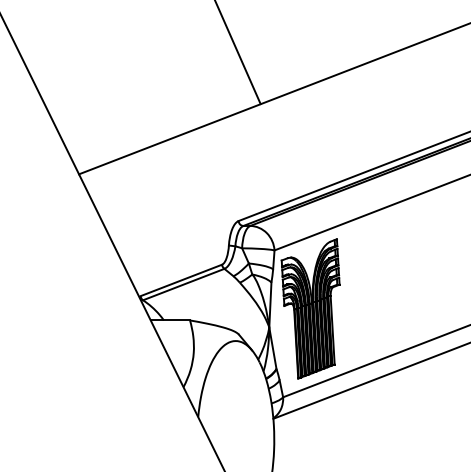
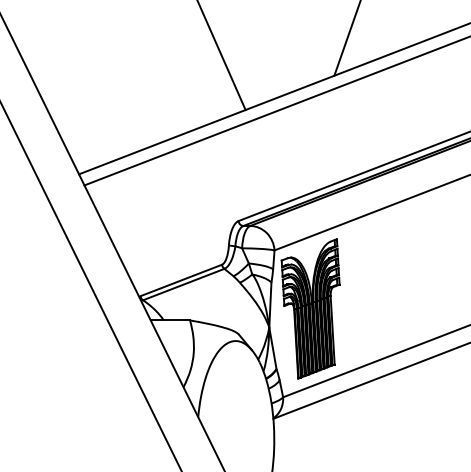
line: none -> present (347, 38)
line position: (237, 53) -> (221, 56) (221, 56)
line: none -> present (275, 111)
line: none -> present (91, 286)
